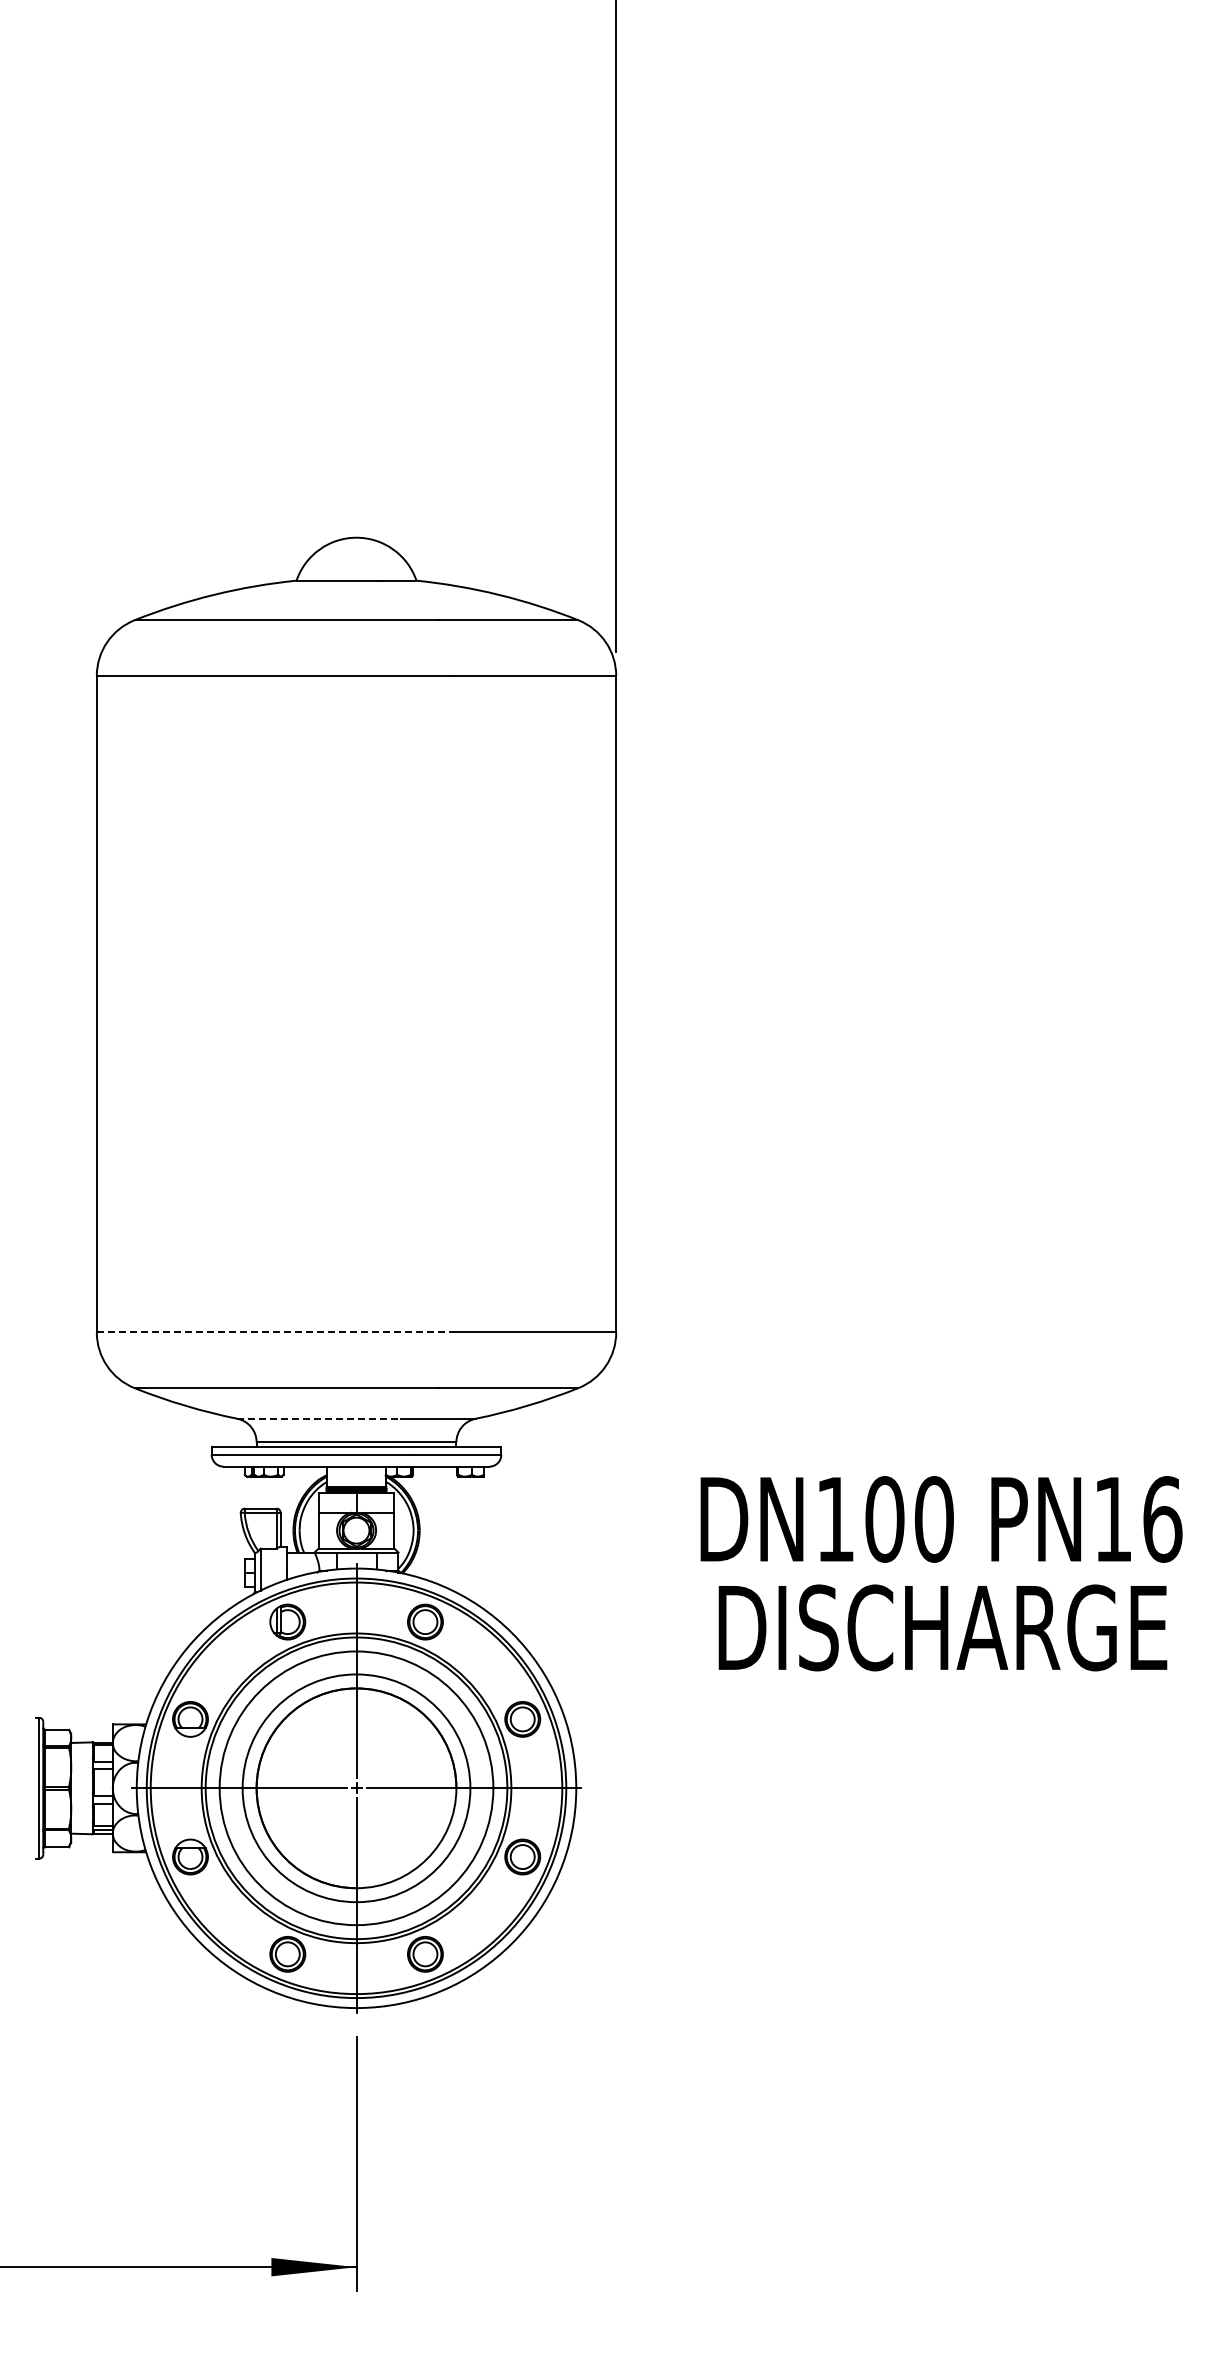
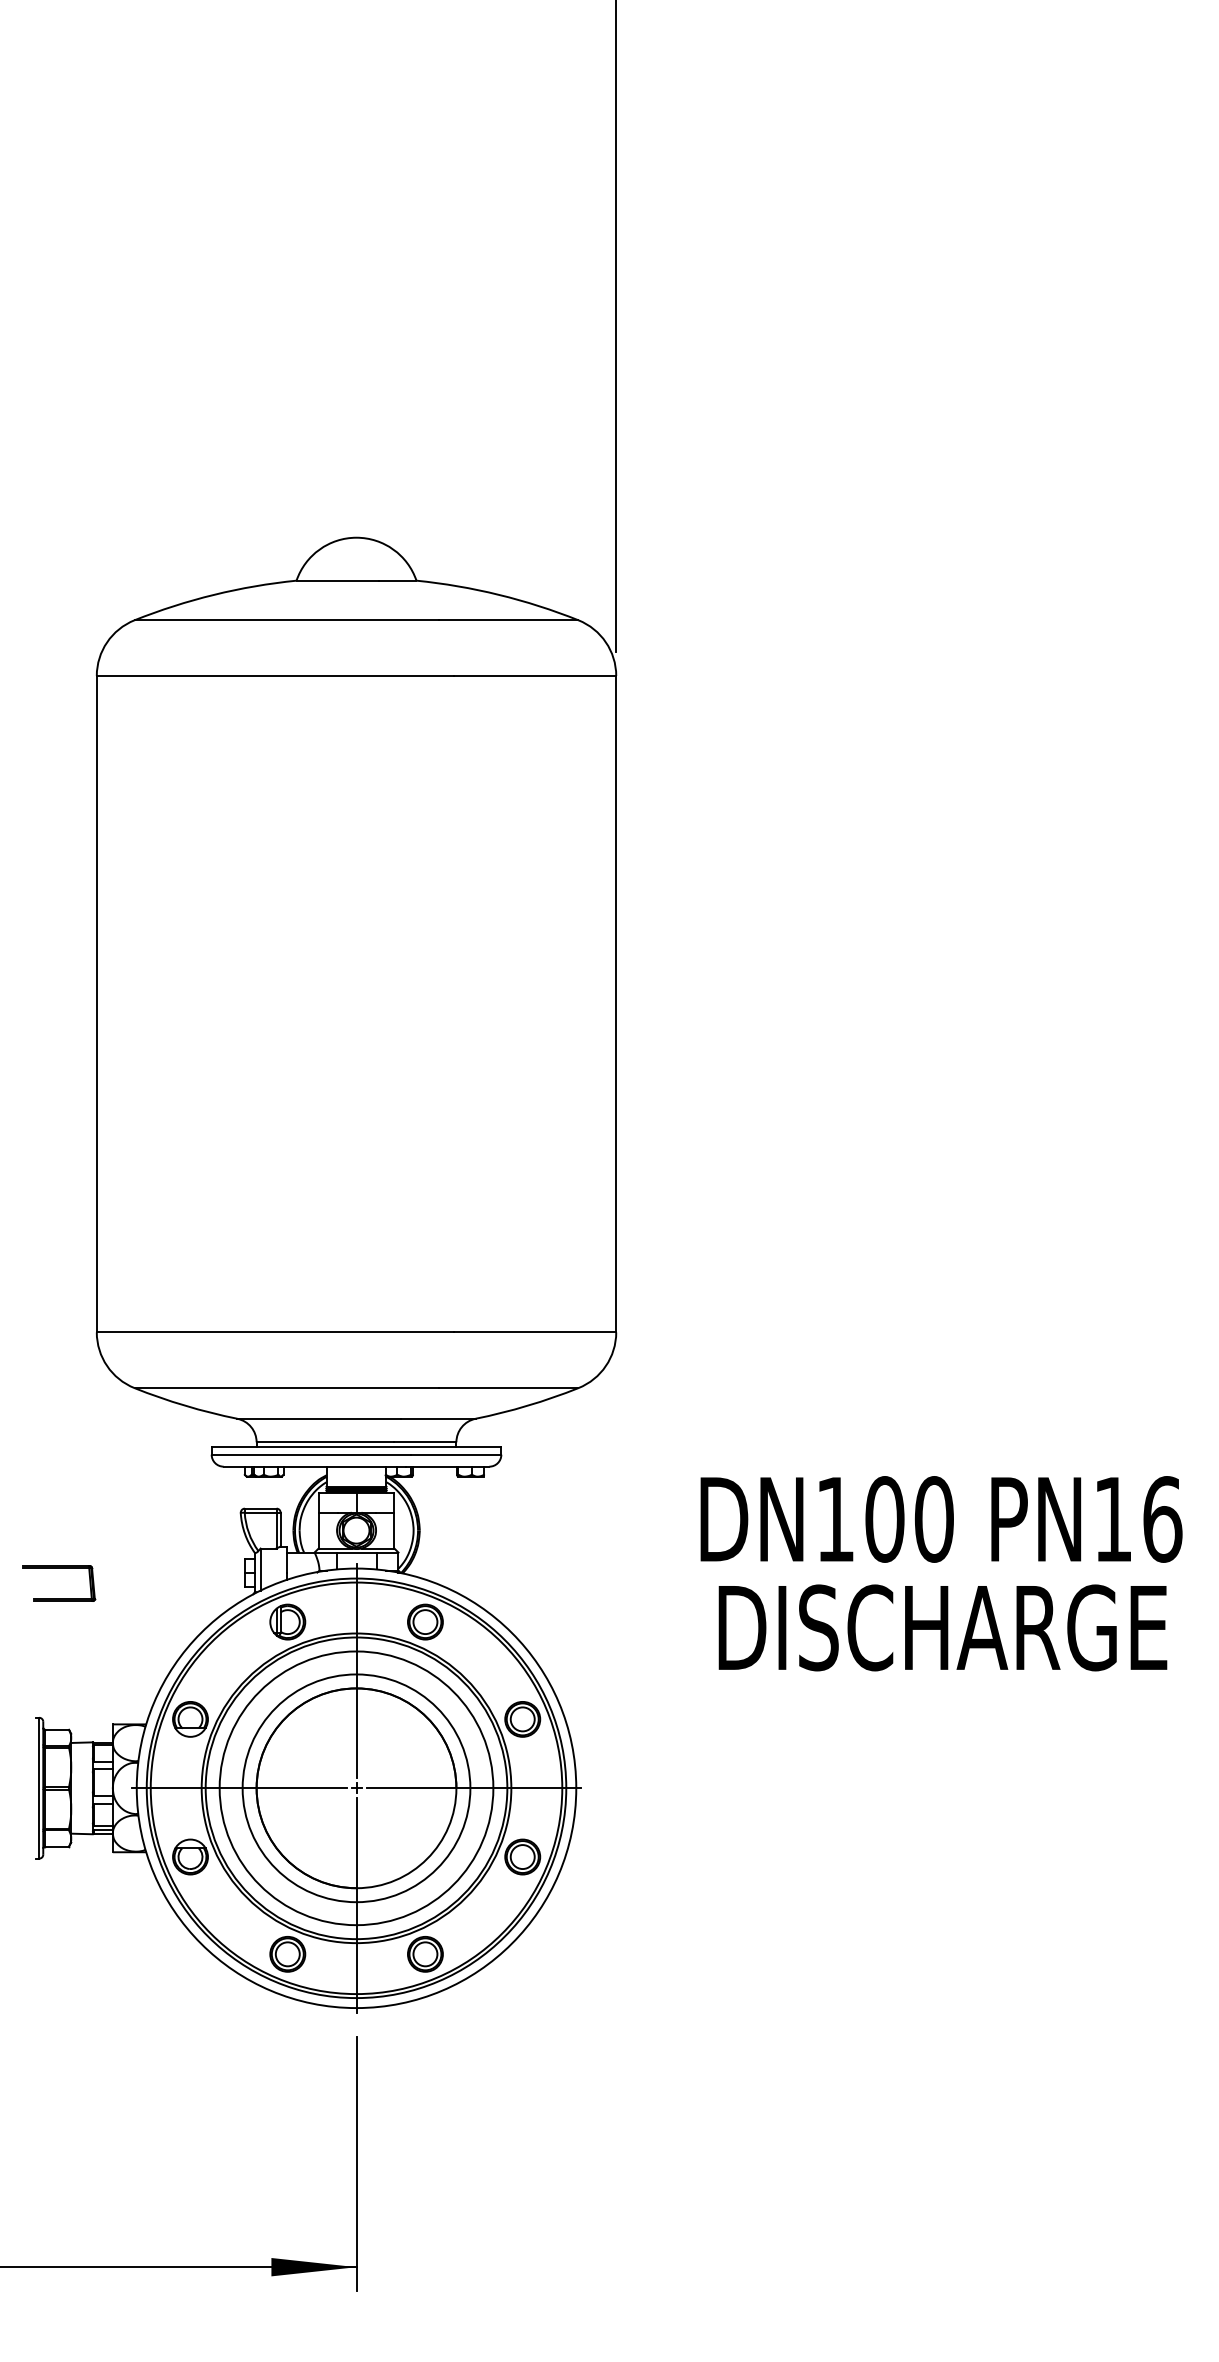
line: dashed -> solid (275, 1332)
line: dashed -> solid (319, 1418)
part: none -> present (59, 1568)
